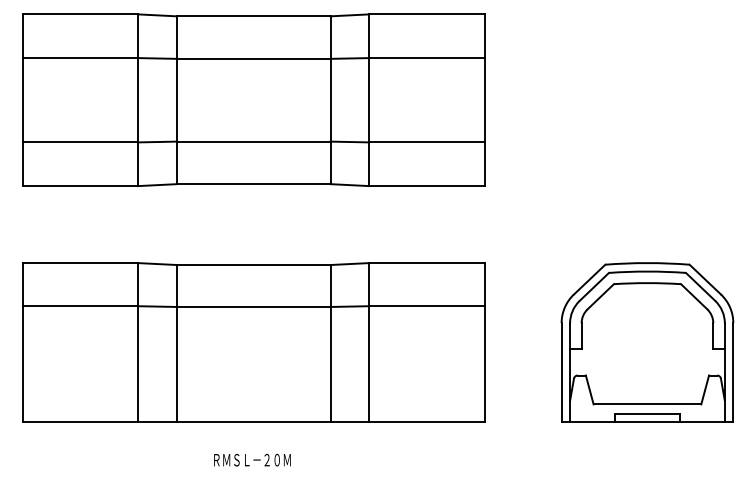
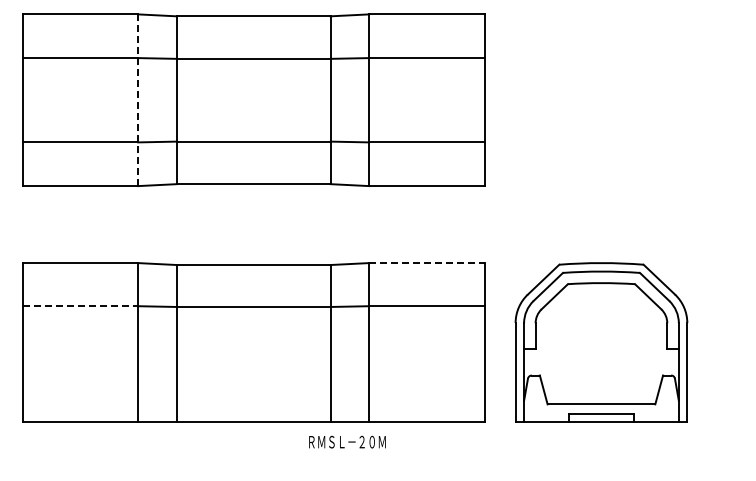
line: solid -> dashed (138, 100)
line: solid -> dashed (426, 263)
line: solid -> dashed (80, 306)
part position: (647, 342) -> (601, 342) (601, 342)
text position: (252, 459) -> (347, 441) (347, 441)
